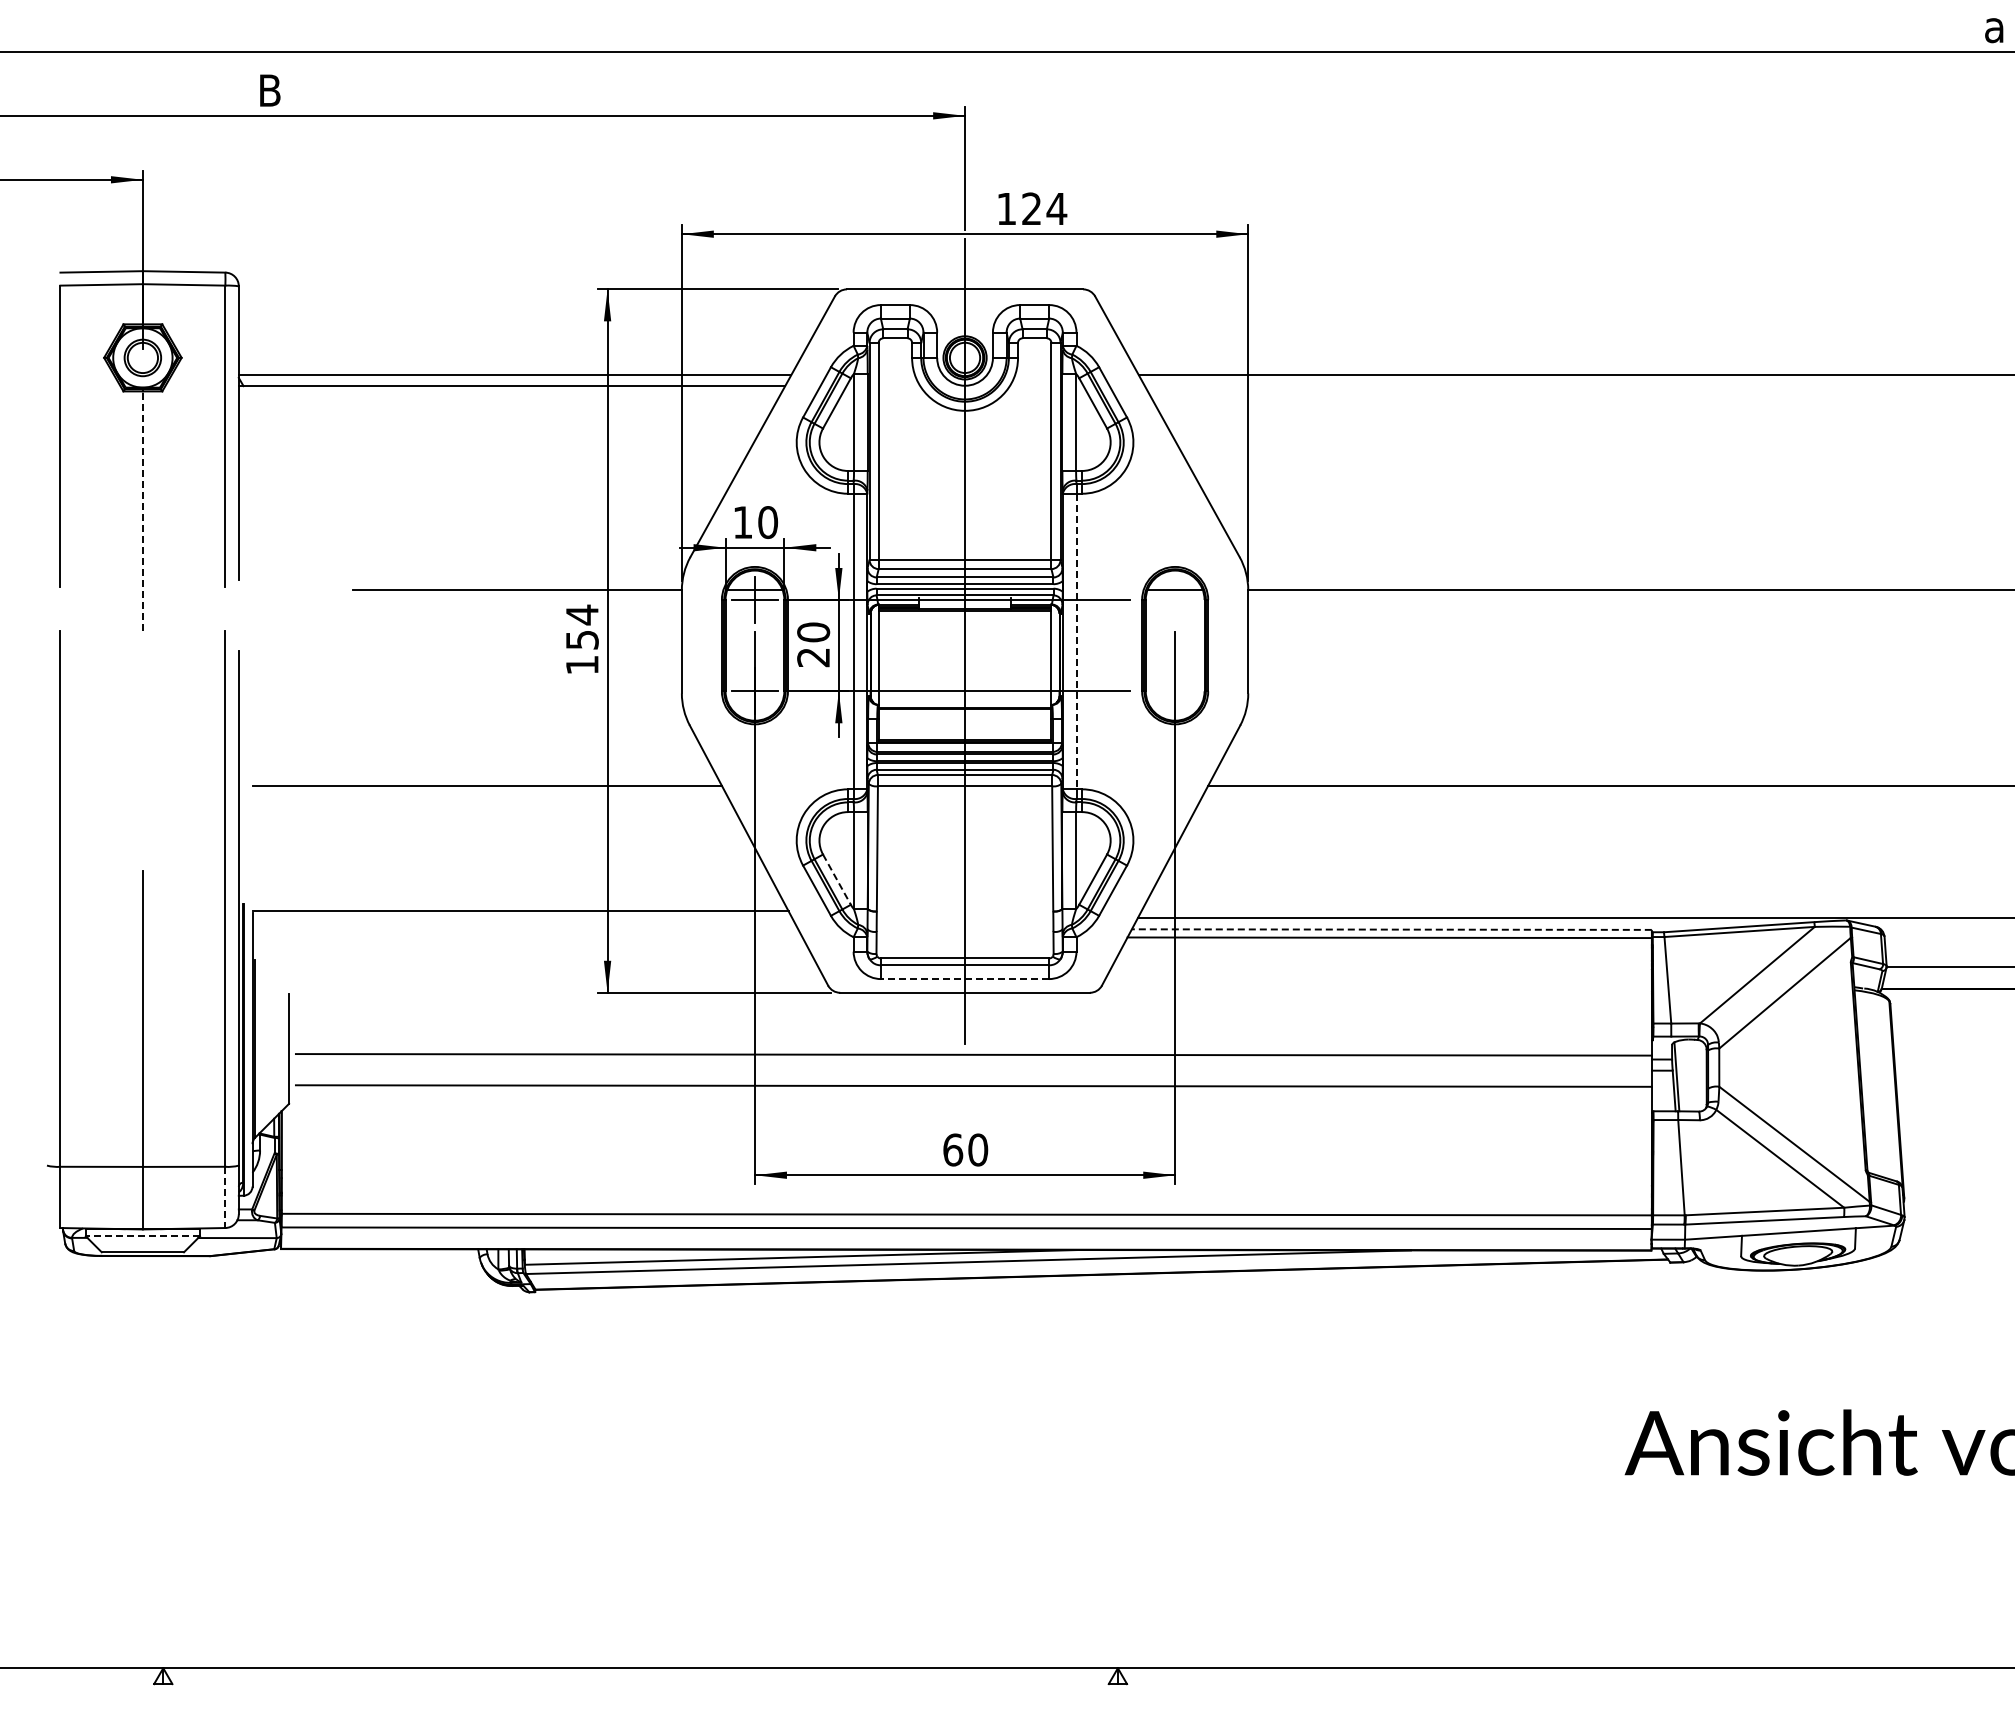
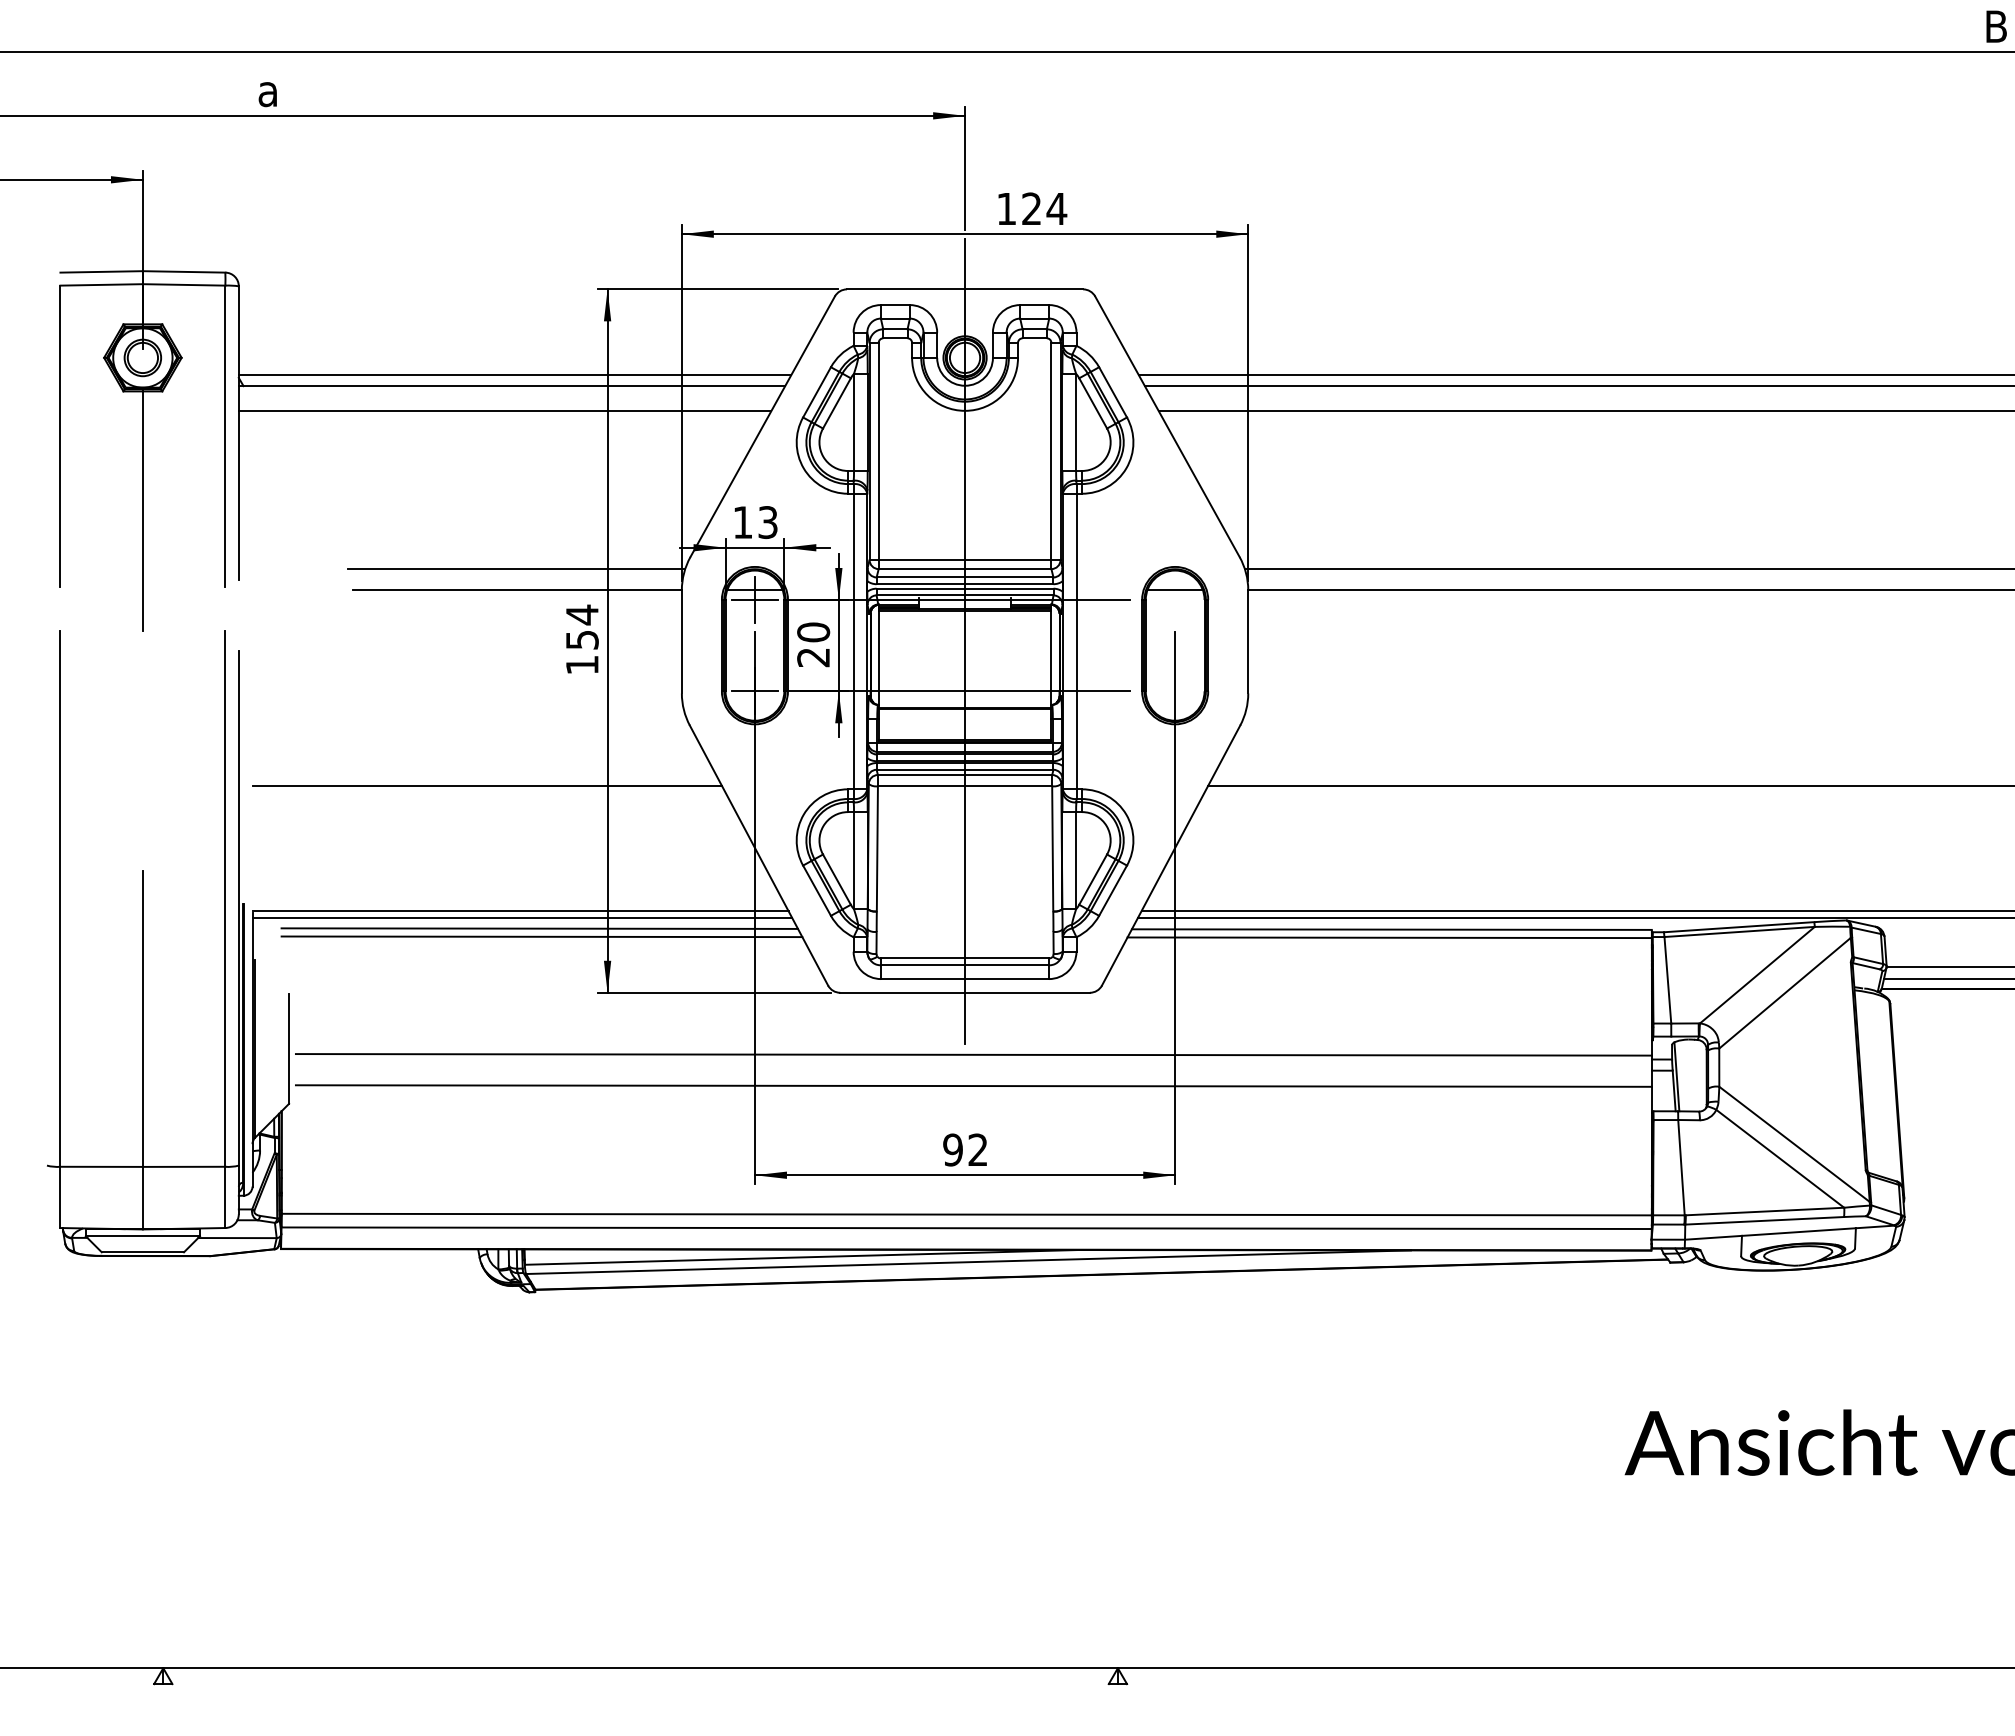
text: a -> B (1995, 26)
text: B -> a (269, 90)
line: none -> present (1577, 386)
line: none -> present (504, 411)
line: none -> present (1584, 411)
line: dashed -> solid (142, 511)
text: 10 -> 13 (768, 522)
line: none -> present (516, 569)
line: none -> present (1628, 569)
line: dashed -> solid (1076, 641)
line: dashed -> solid (836, 879)
line: none -> present (1576, 911)
line: none -> present (522, 918)
line: none -> present (539, 928)
line: dashed -> solid (1391, 929)
line: none -> present (541, 936)
line: none -> present (1947, 978)
line: dashed -> solid (964, 979)
text: 60 -> 92 (965, 1149)
line: dashed -> solid (225, 1197)
line: dashed -> solid (142, 1236)
